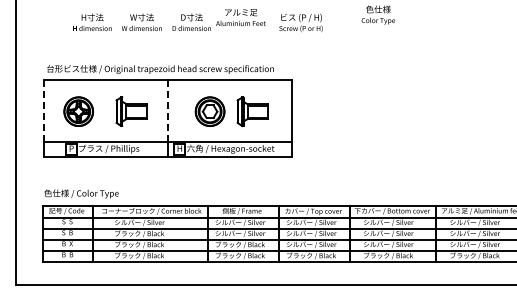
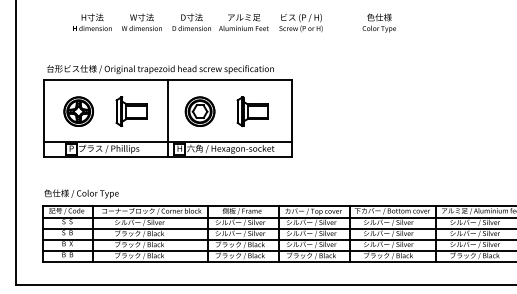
text position: (377, 14) -> (378, 22) (378, 22)
text position: (240, 17) -> (243, 22) (243, 22)
line: dashed -> solid (43, 110)
line: dashed -> solid (167, 111)
part position: (209, 111) -> (199, 111) (199, 111)
